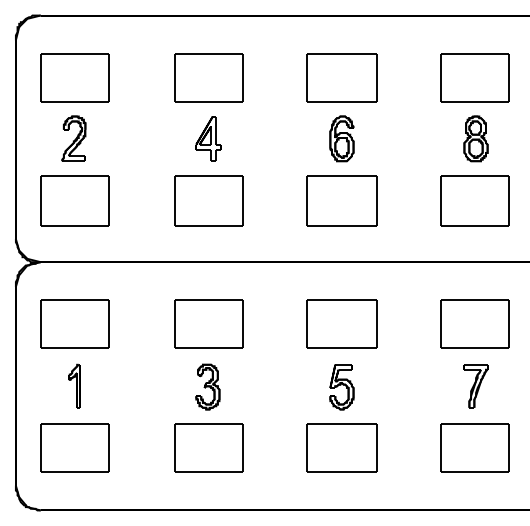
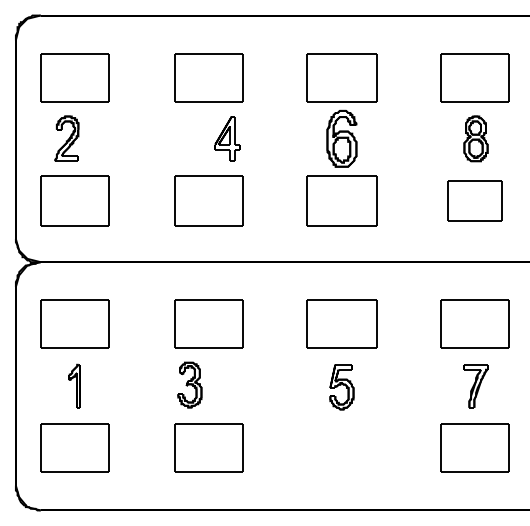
part position: (73, 138) -> (66, 138) (66, 138)
part position: (208, 138) -> (227, 138) (227, 138)
part size: 26x48 px -> 32x59 px (341, 138)
part size: 70x52 px -> 56x42 px (474, 200)
part position: (207, 386) -> (189, 384) (189, 384)
part: present -> none (341, 447)
